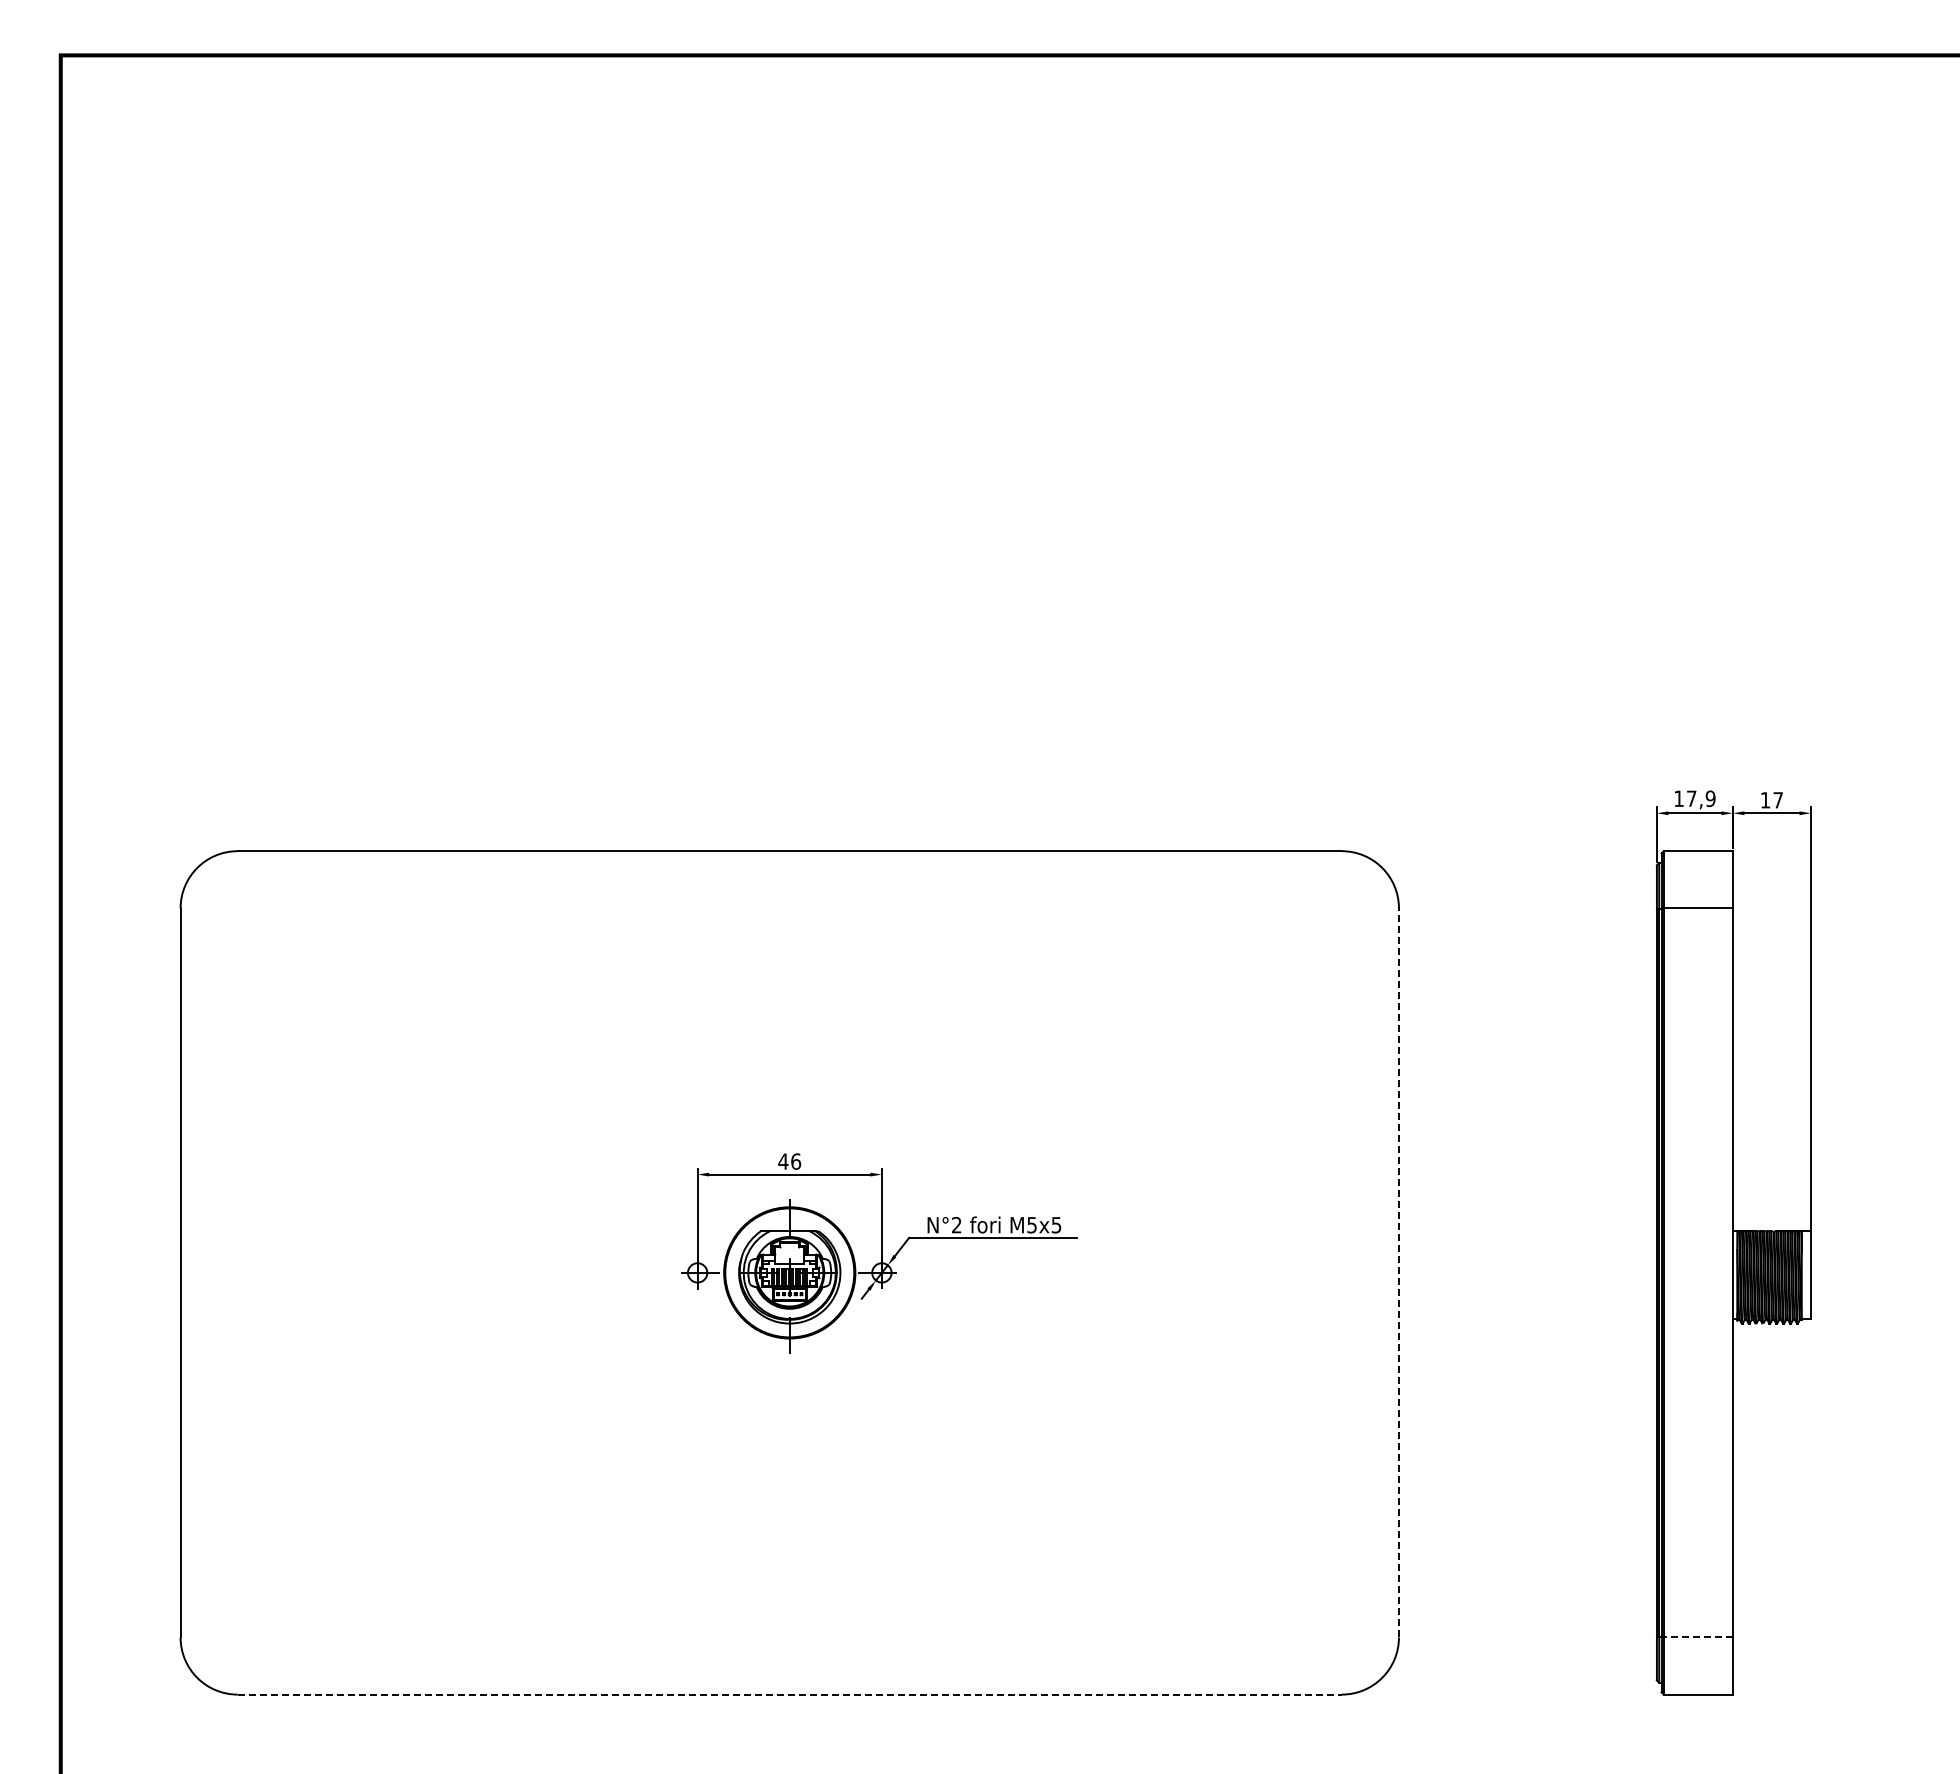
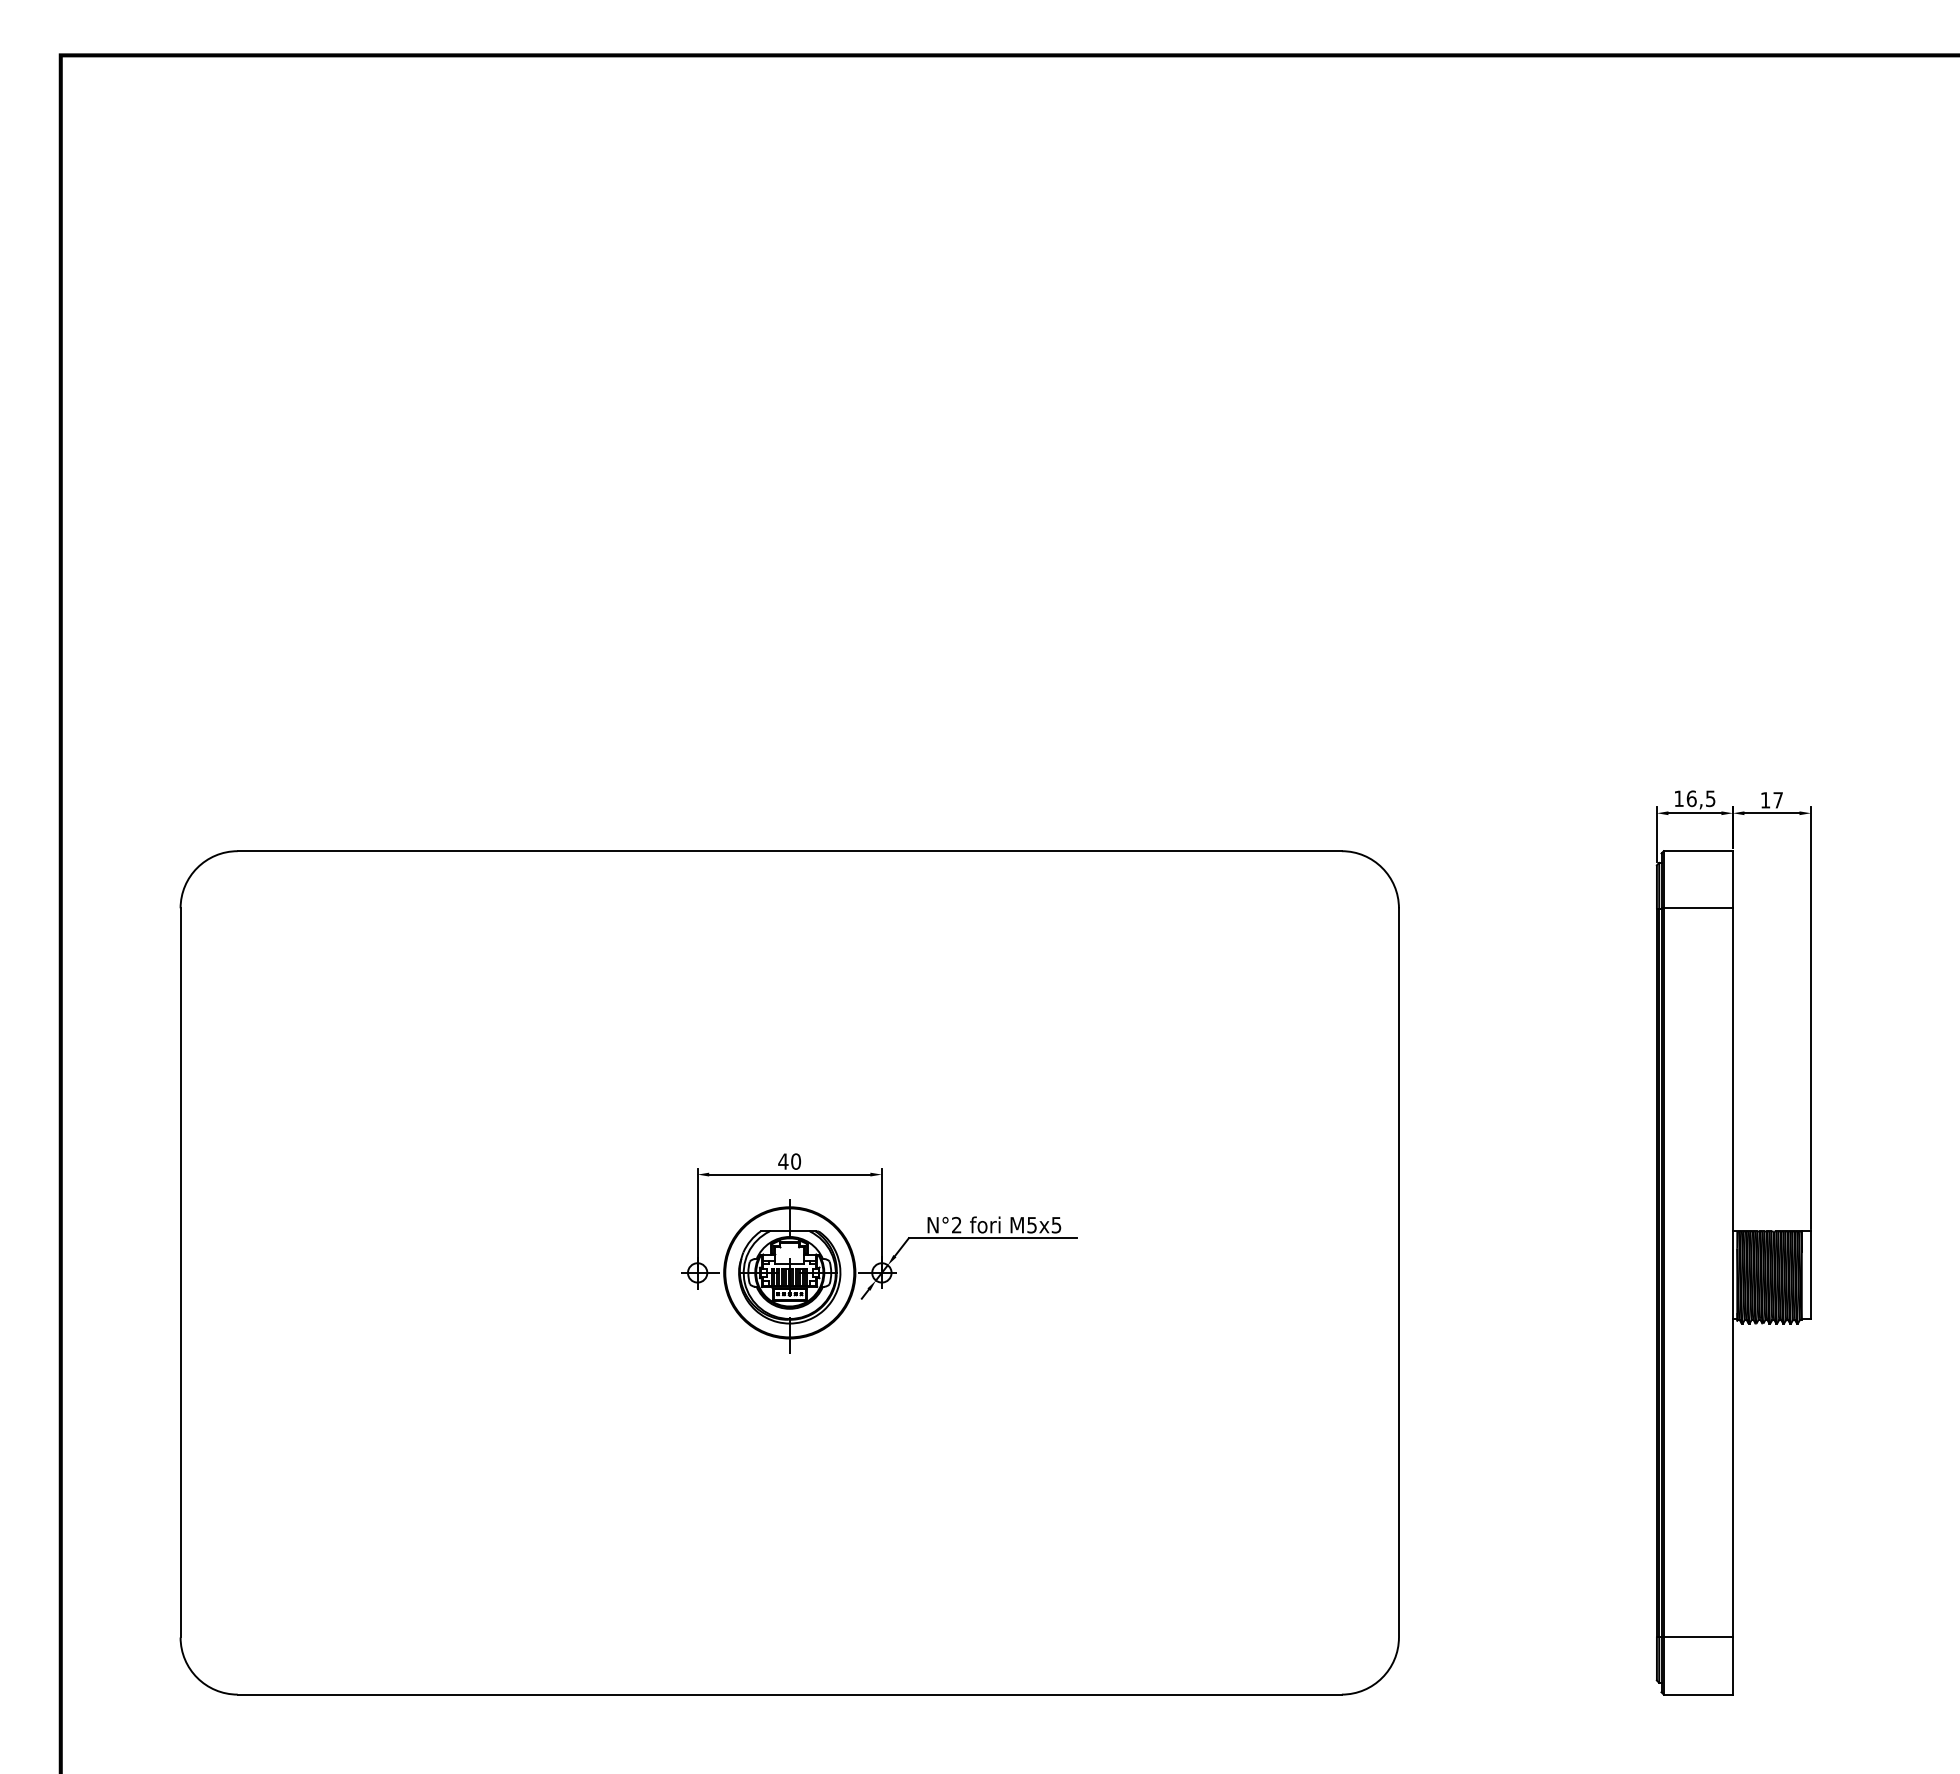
text: 17,9 -> 16,5 (1700, 798)
text: 46 -> 40 (796, 1161)
line: dashed -> solid (1398, 1272)
line: dashed -> solid (1698, 1637)
line: dashed -> solid (790, 1694)
